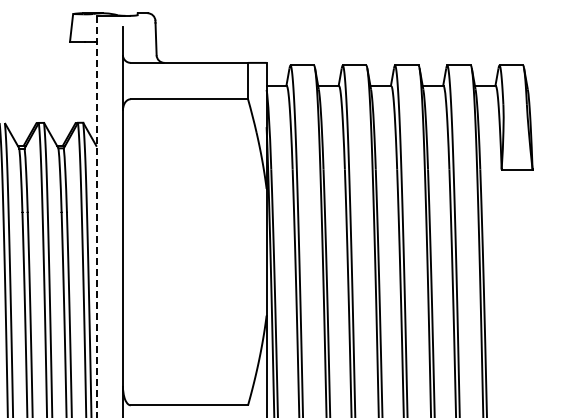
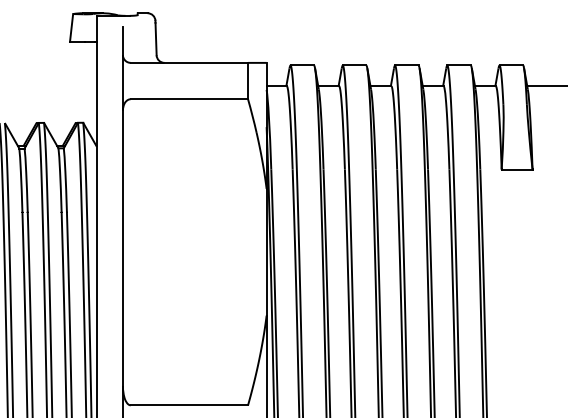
line: none -> present (545, 86)
line: dashed -> solid (96, 216)
